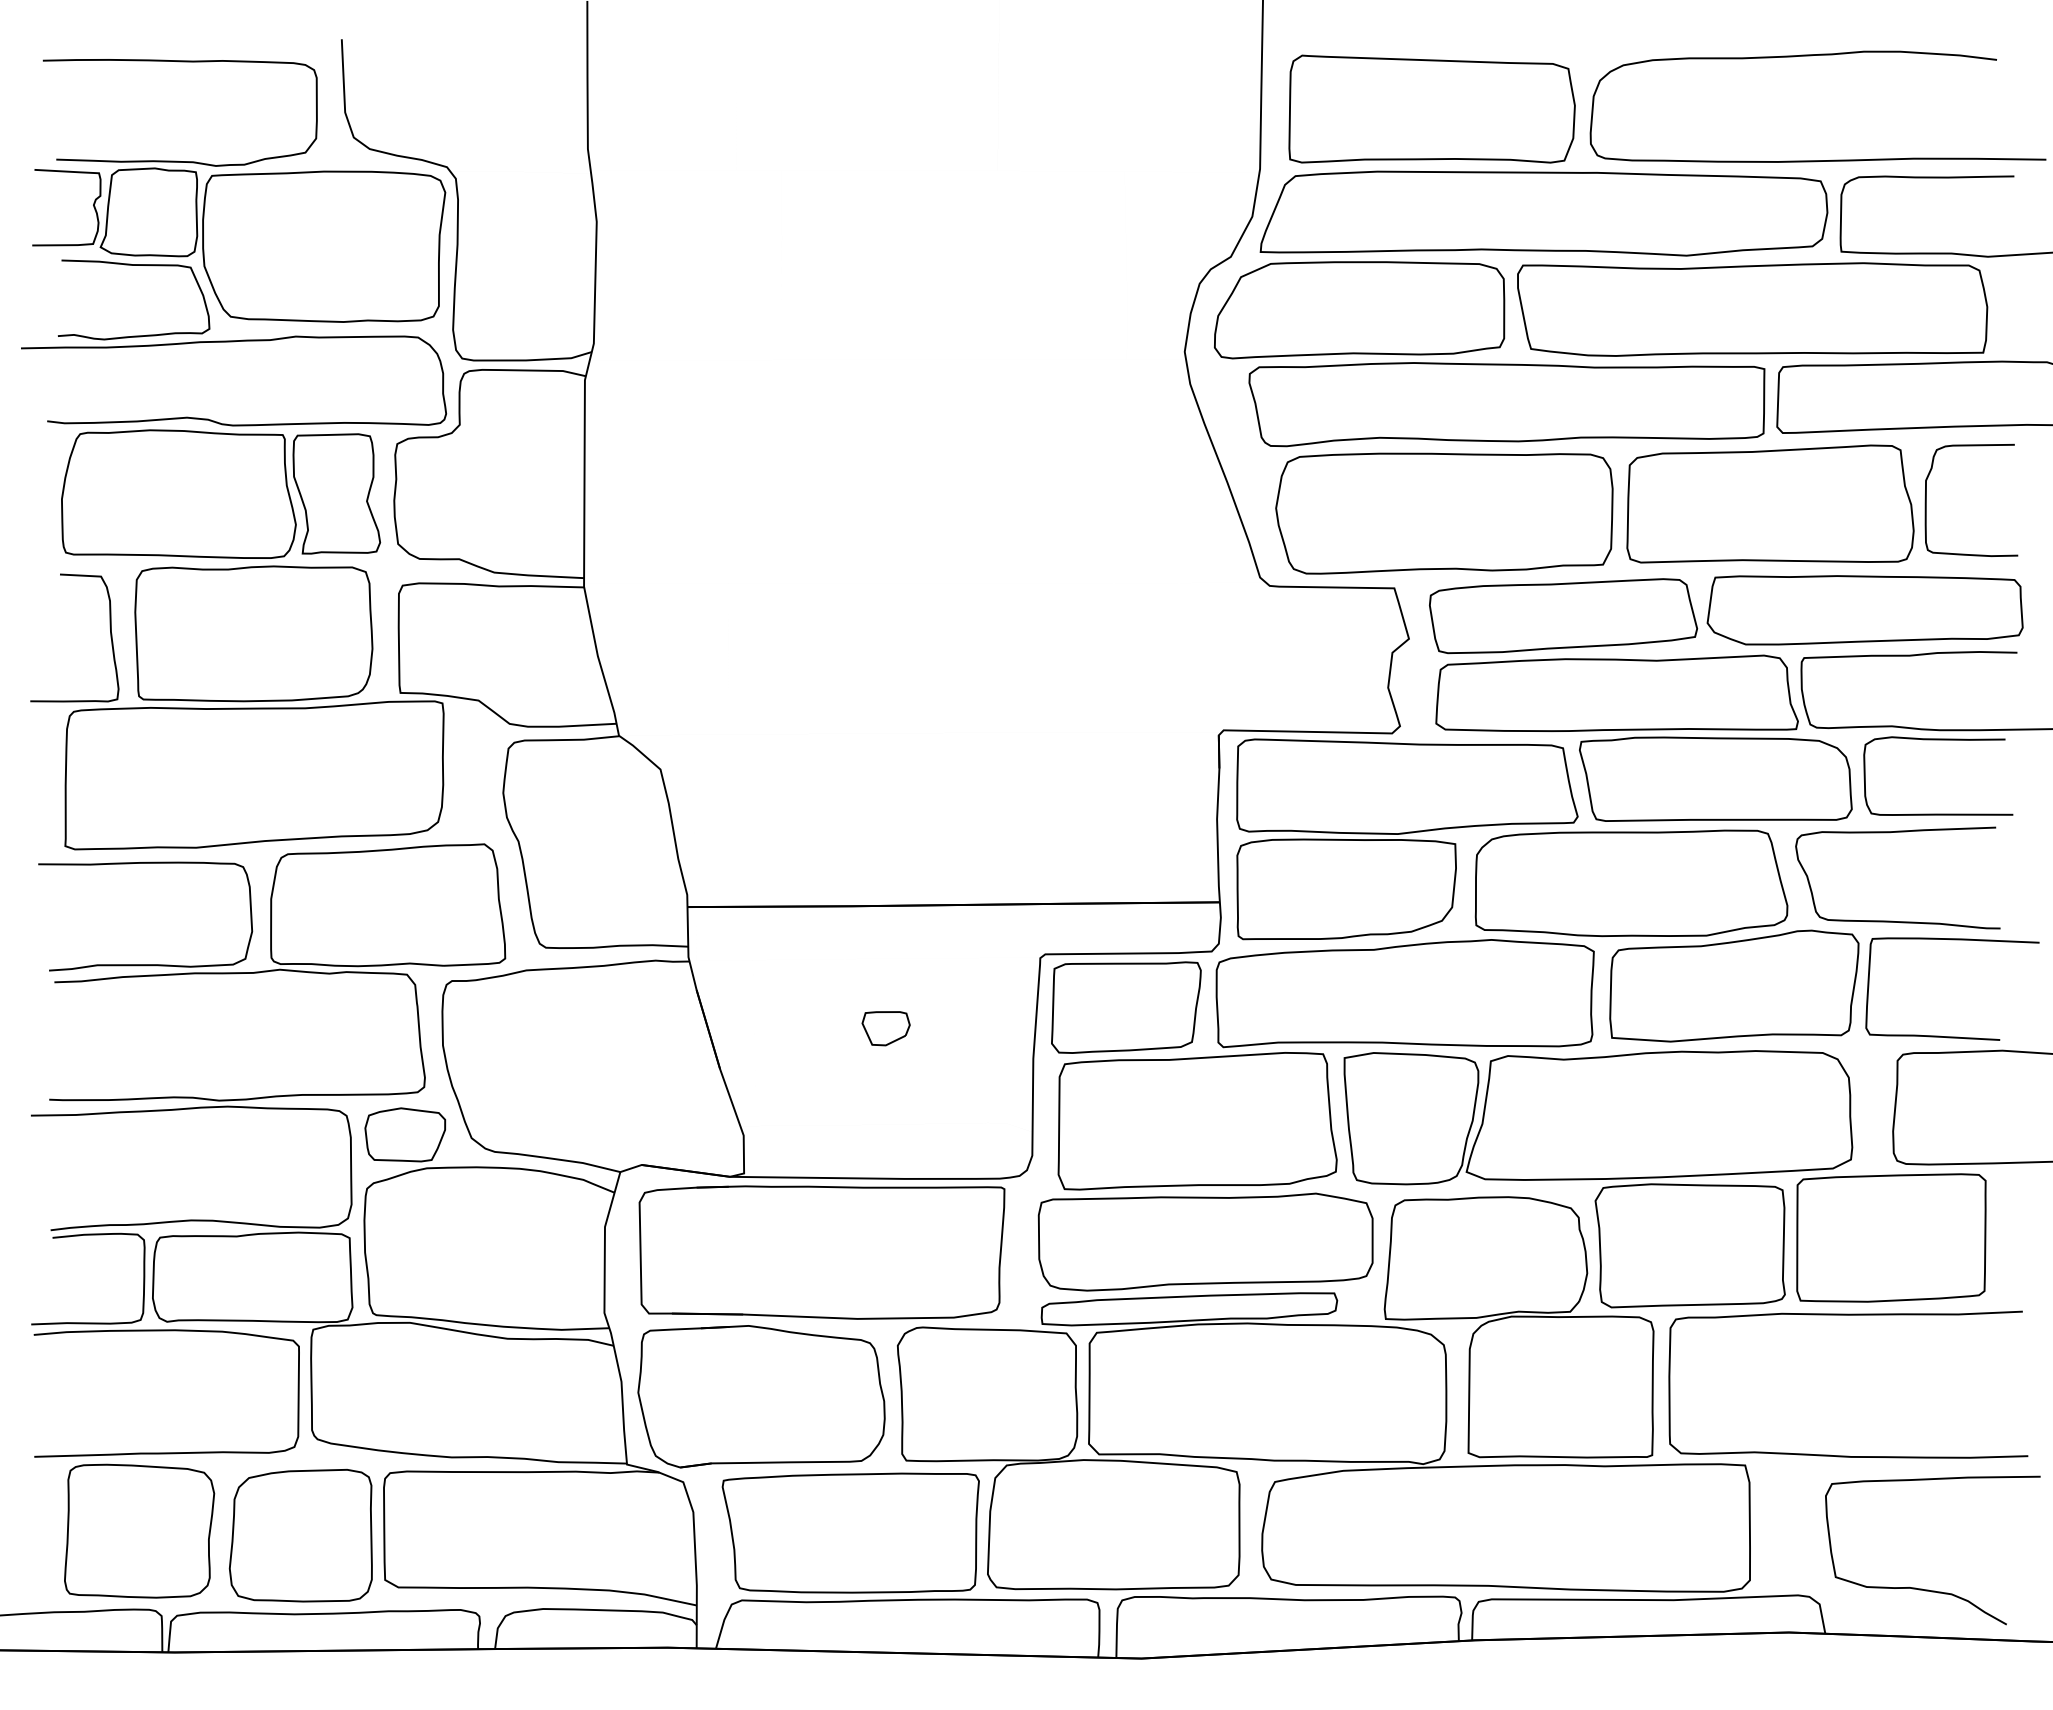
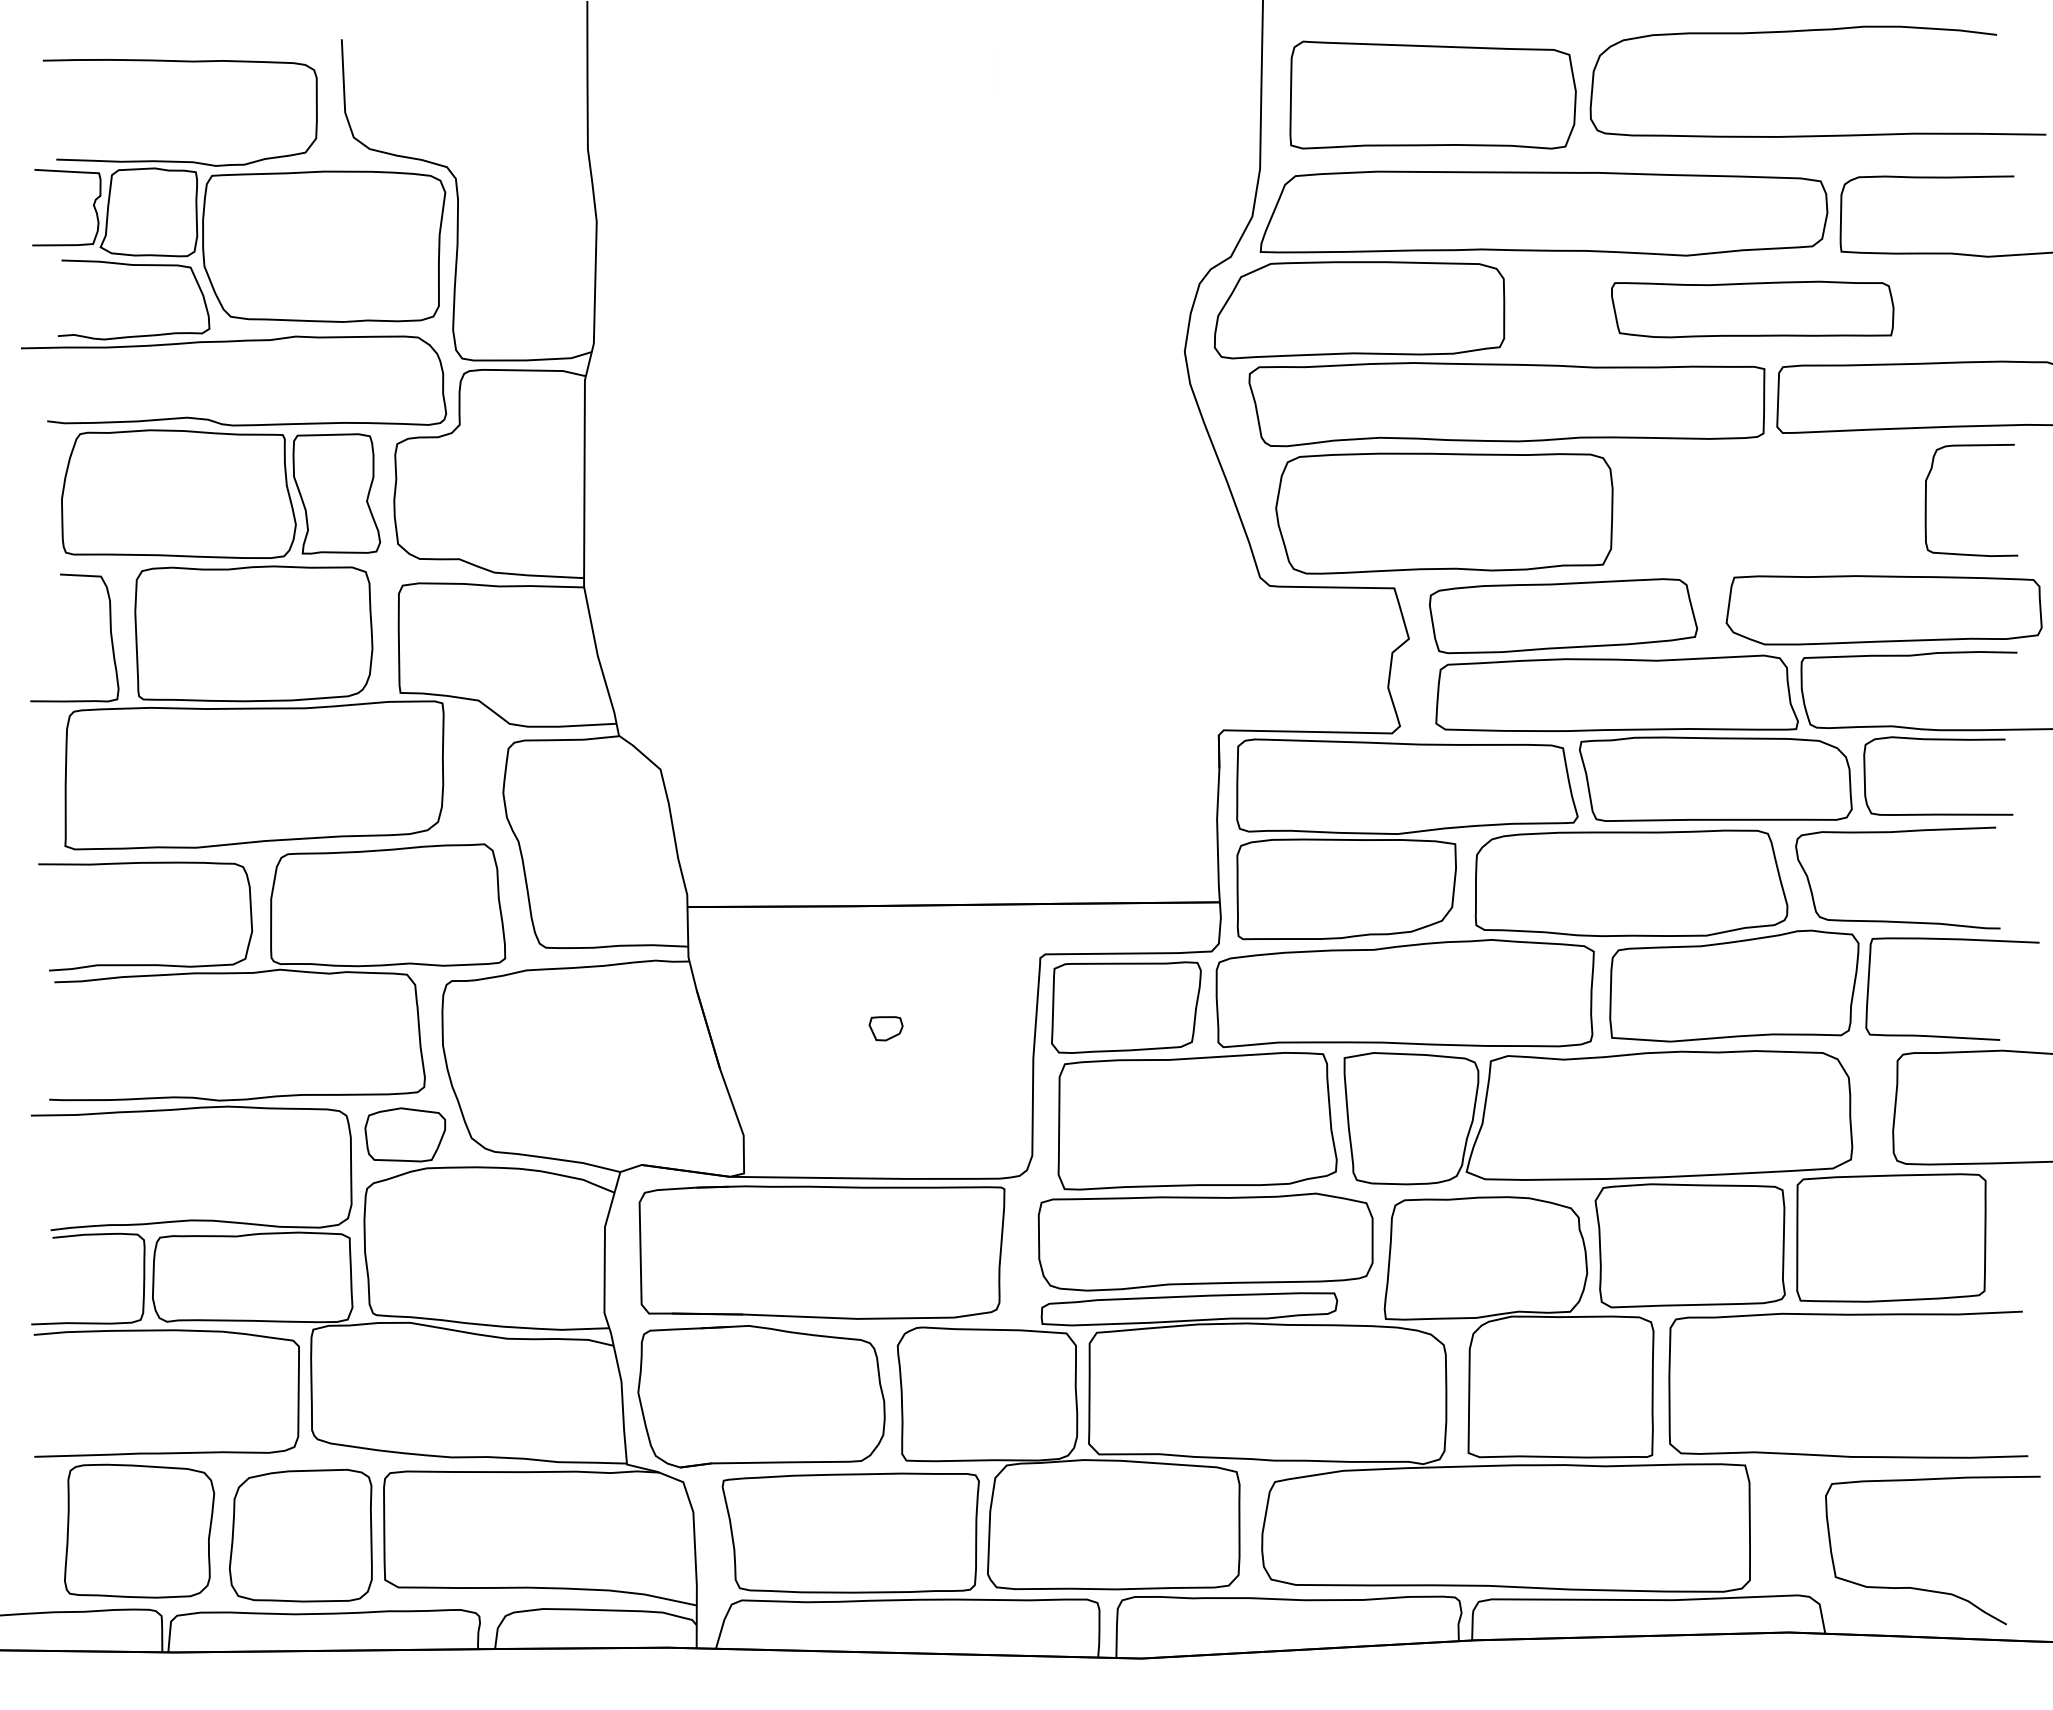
curve position: (1811, 56) -> (1811, 31) (1811, 31)
part position: (1431, 108) -> (1432, 94) (1432, 94)
part size: 472x95 px -> 284x59 px (1752, 309)
part: present -> none (1770, 503)
part position: (1864, 610) -> (1883, 610) (1883, 610)
part size: 50x36 px -> 36x26 px (885, 1028)
